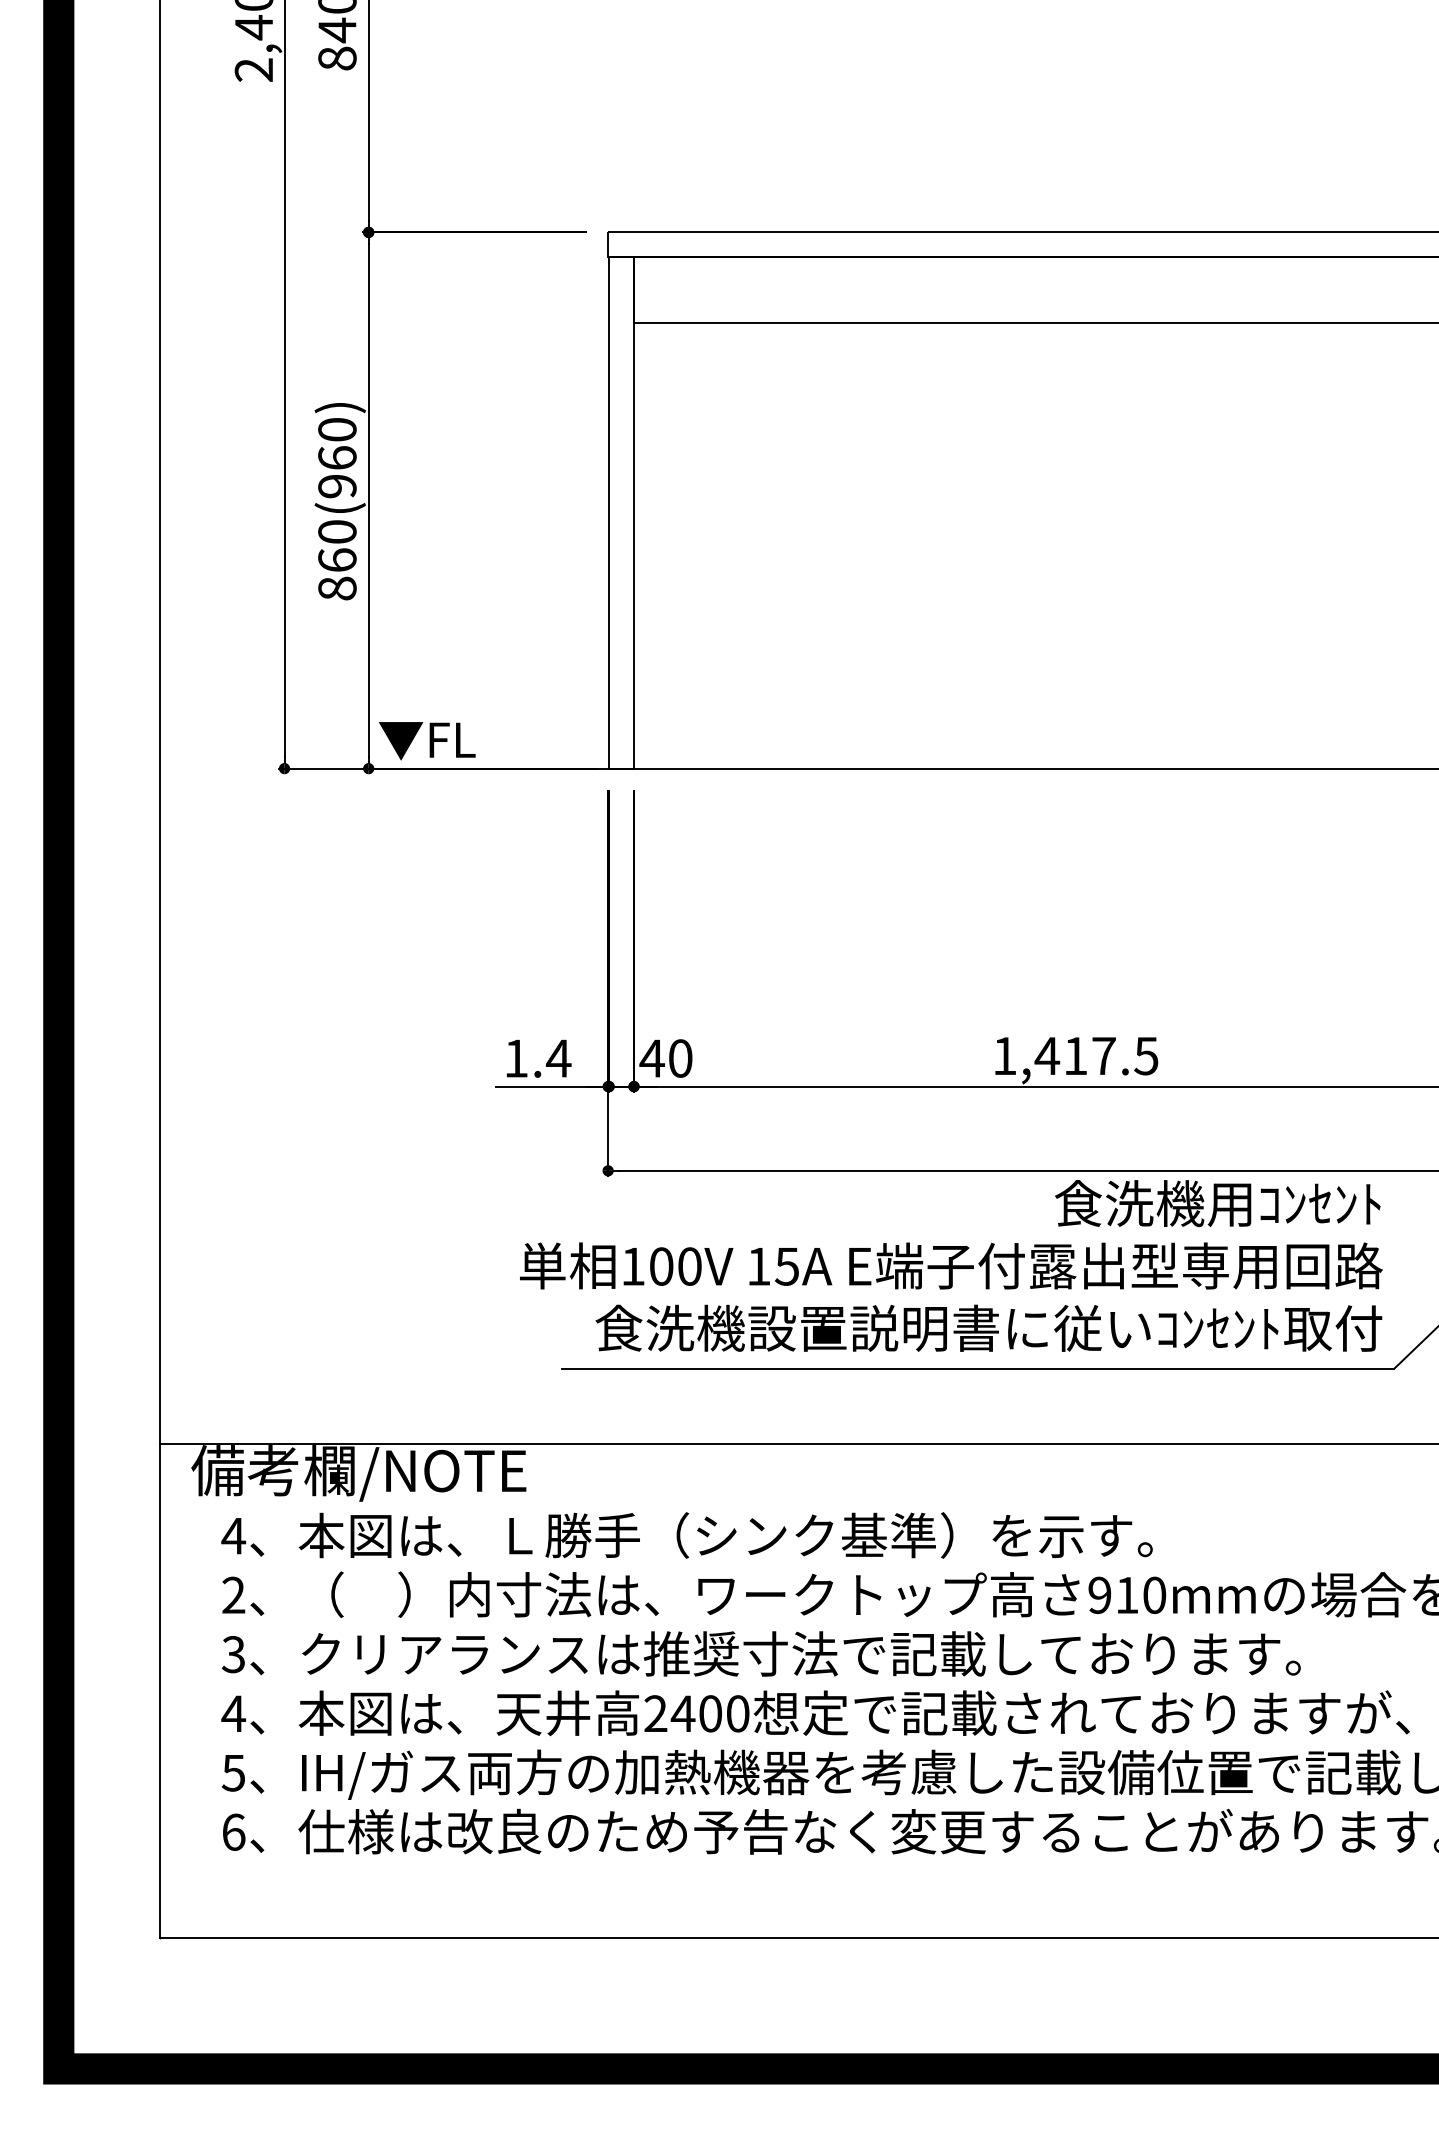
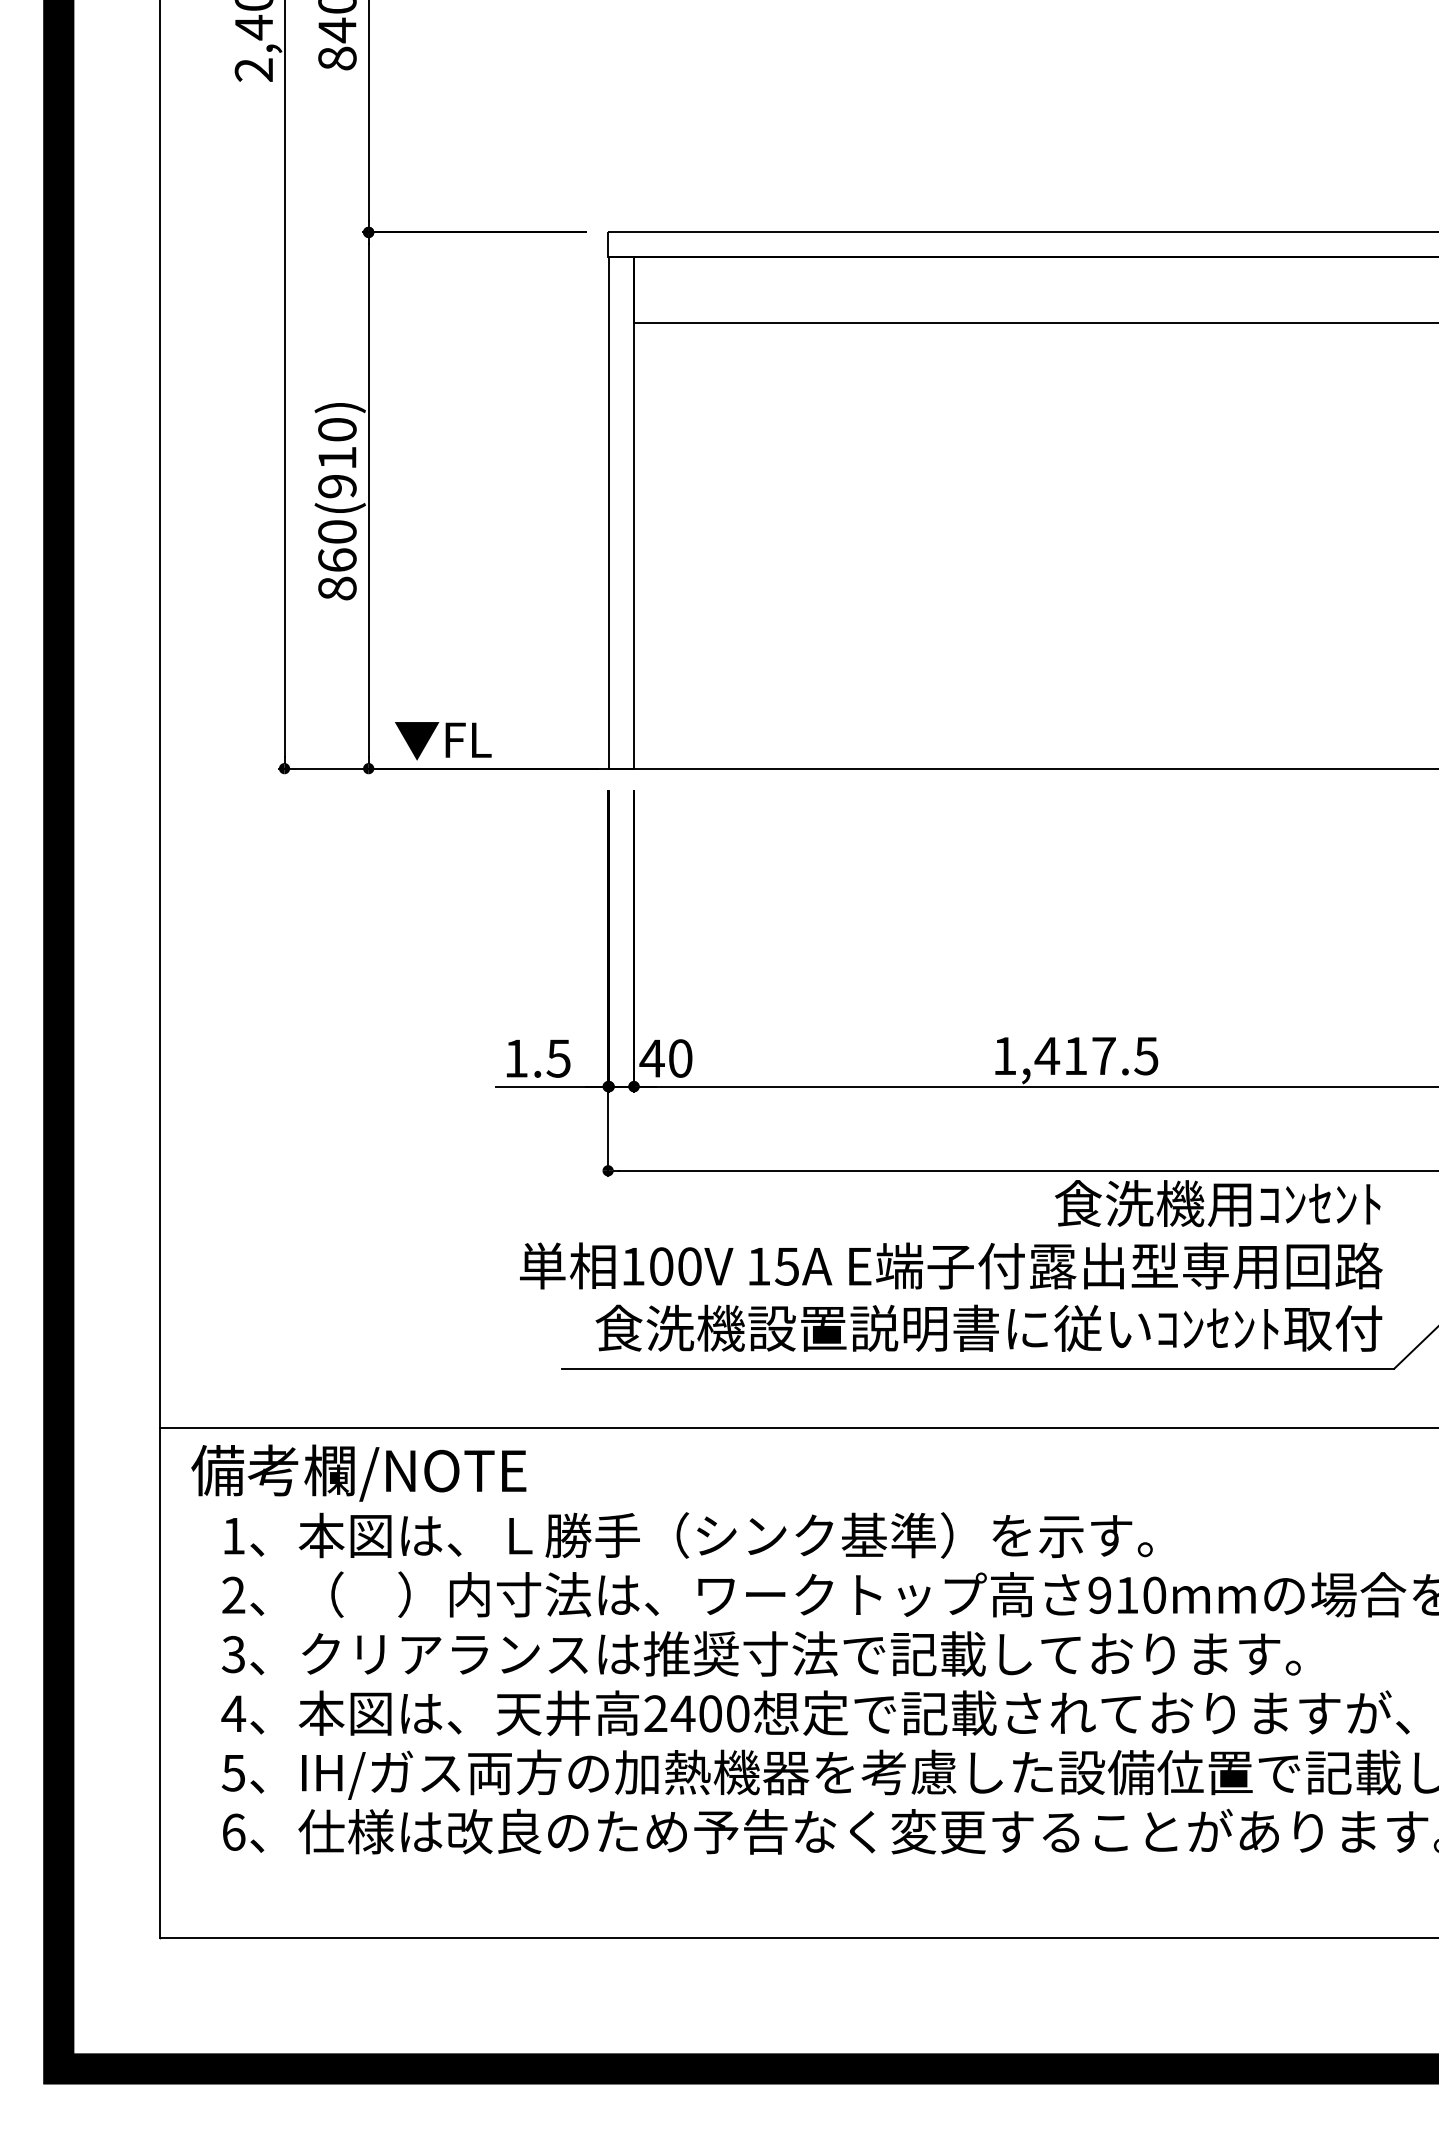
text: 860(960) -> 860(910) (337, 457)
text position: (427, 741) -> (443, 741) (443, 741)
text: 1.4 -> 1.5 (558, 1058)
line position: (797, 1444) -> (797, 1428) (797, 1428)
text: 4 -> 1 (233, 1536)
